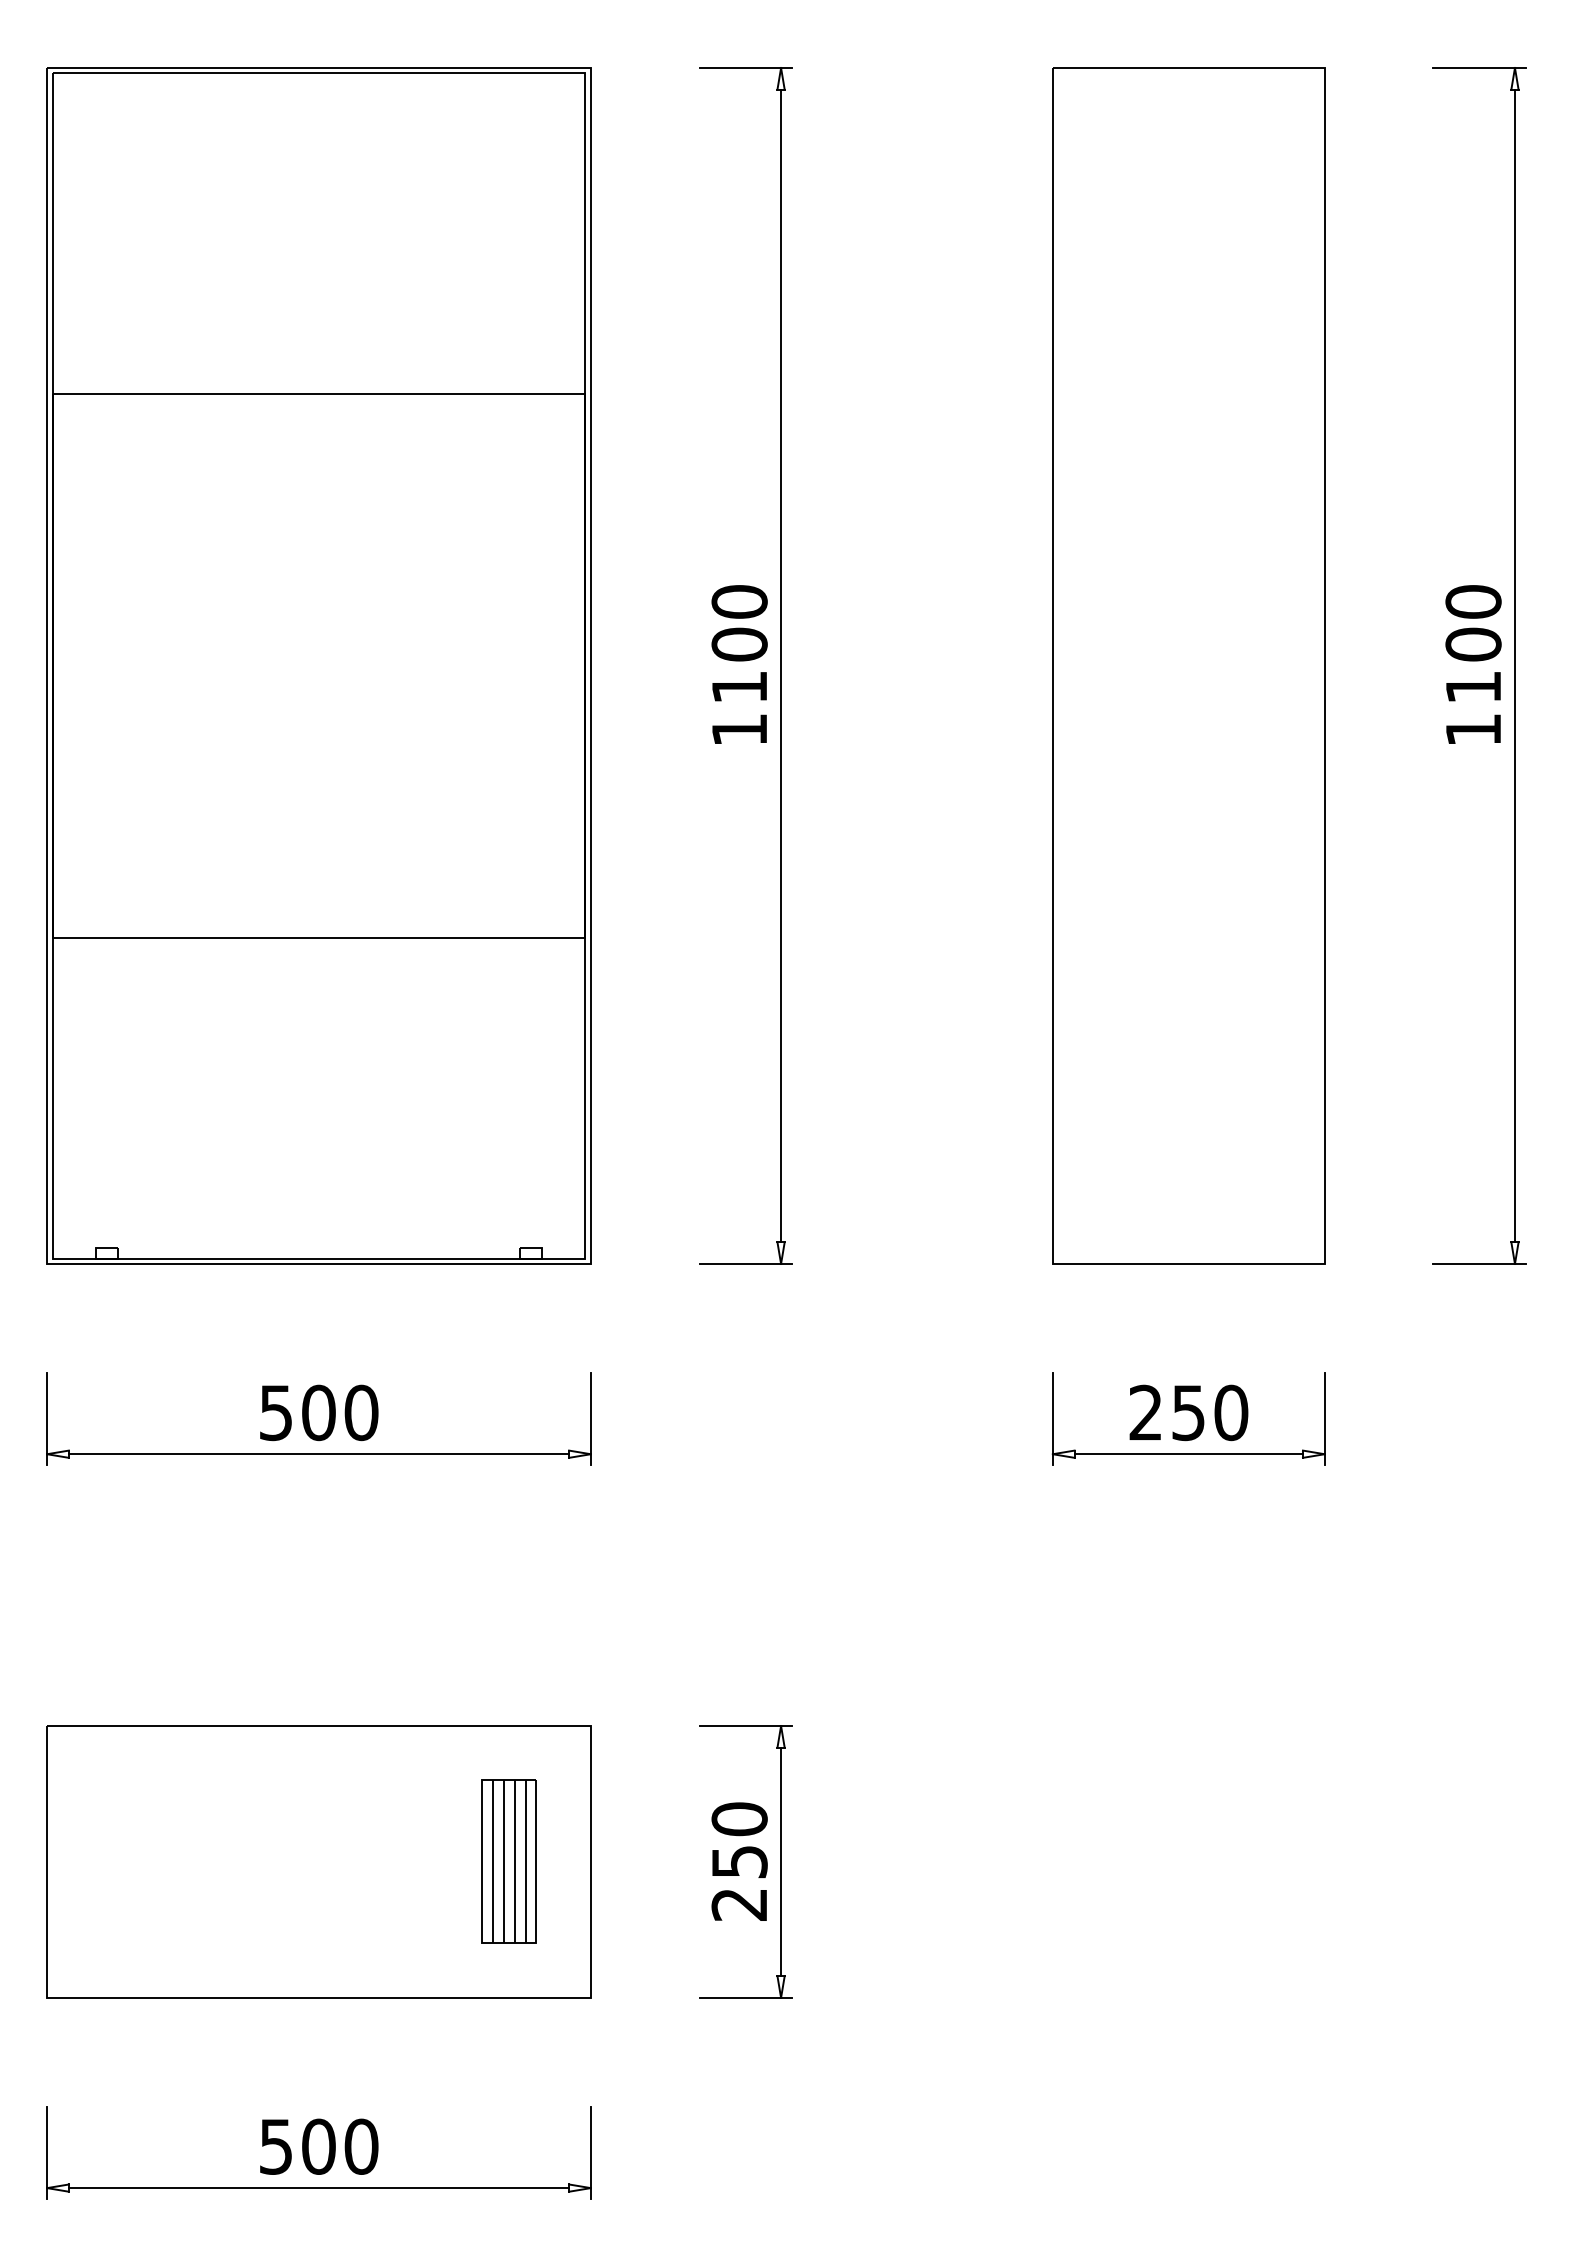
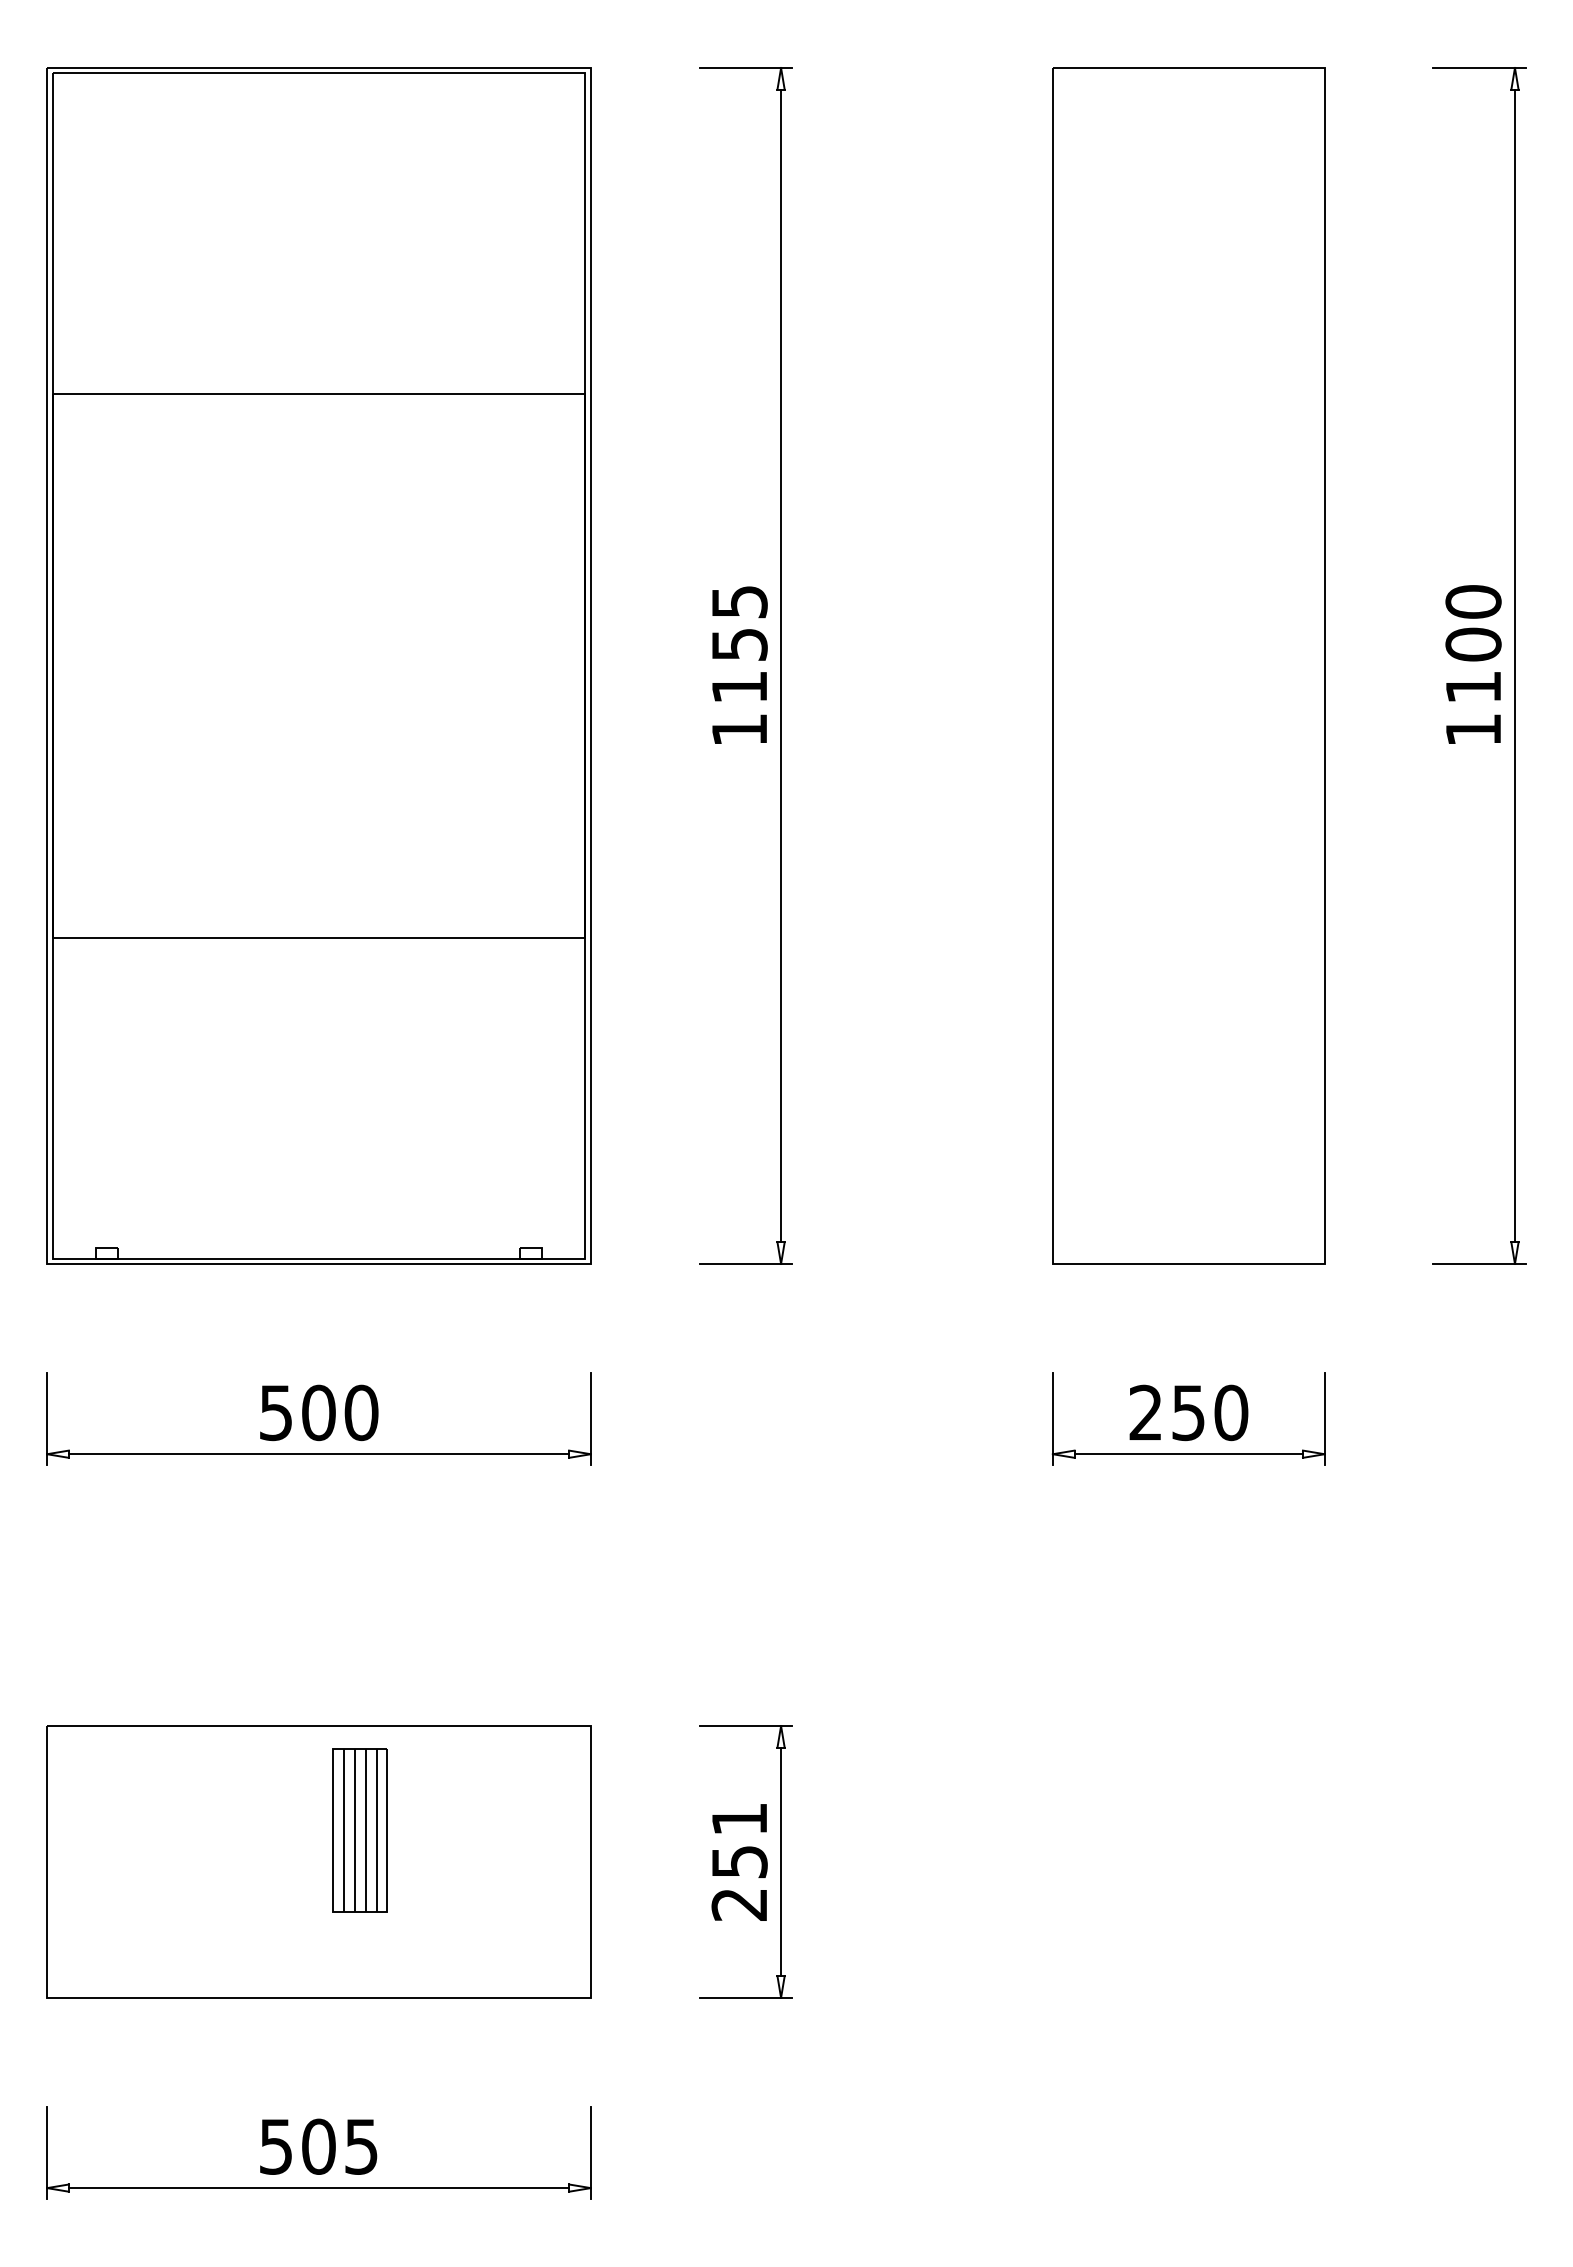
text: 1100 -> 1155 (739, 623)
text: 250 -> 251 (739, 1819)
part position: (508, 1861) -> (359, 1830) (359, 1830)
text: 500 -> 505 (361, 2146)
